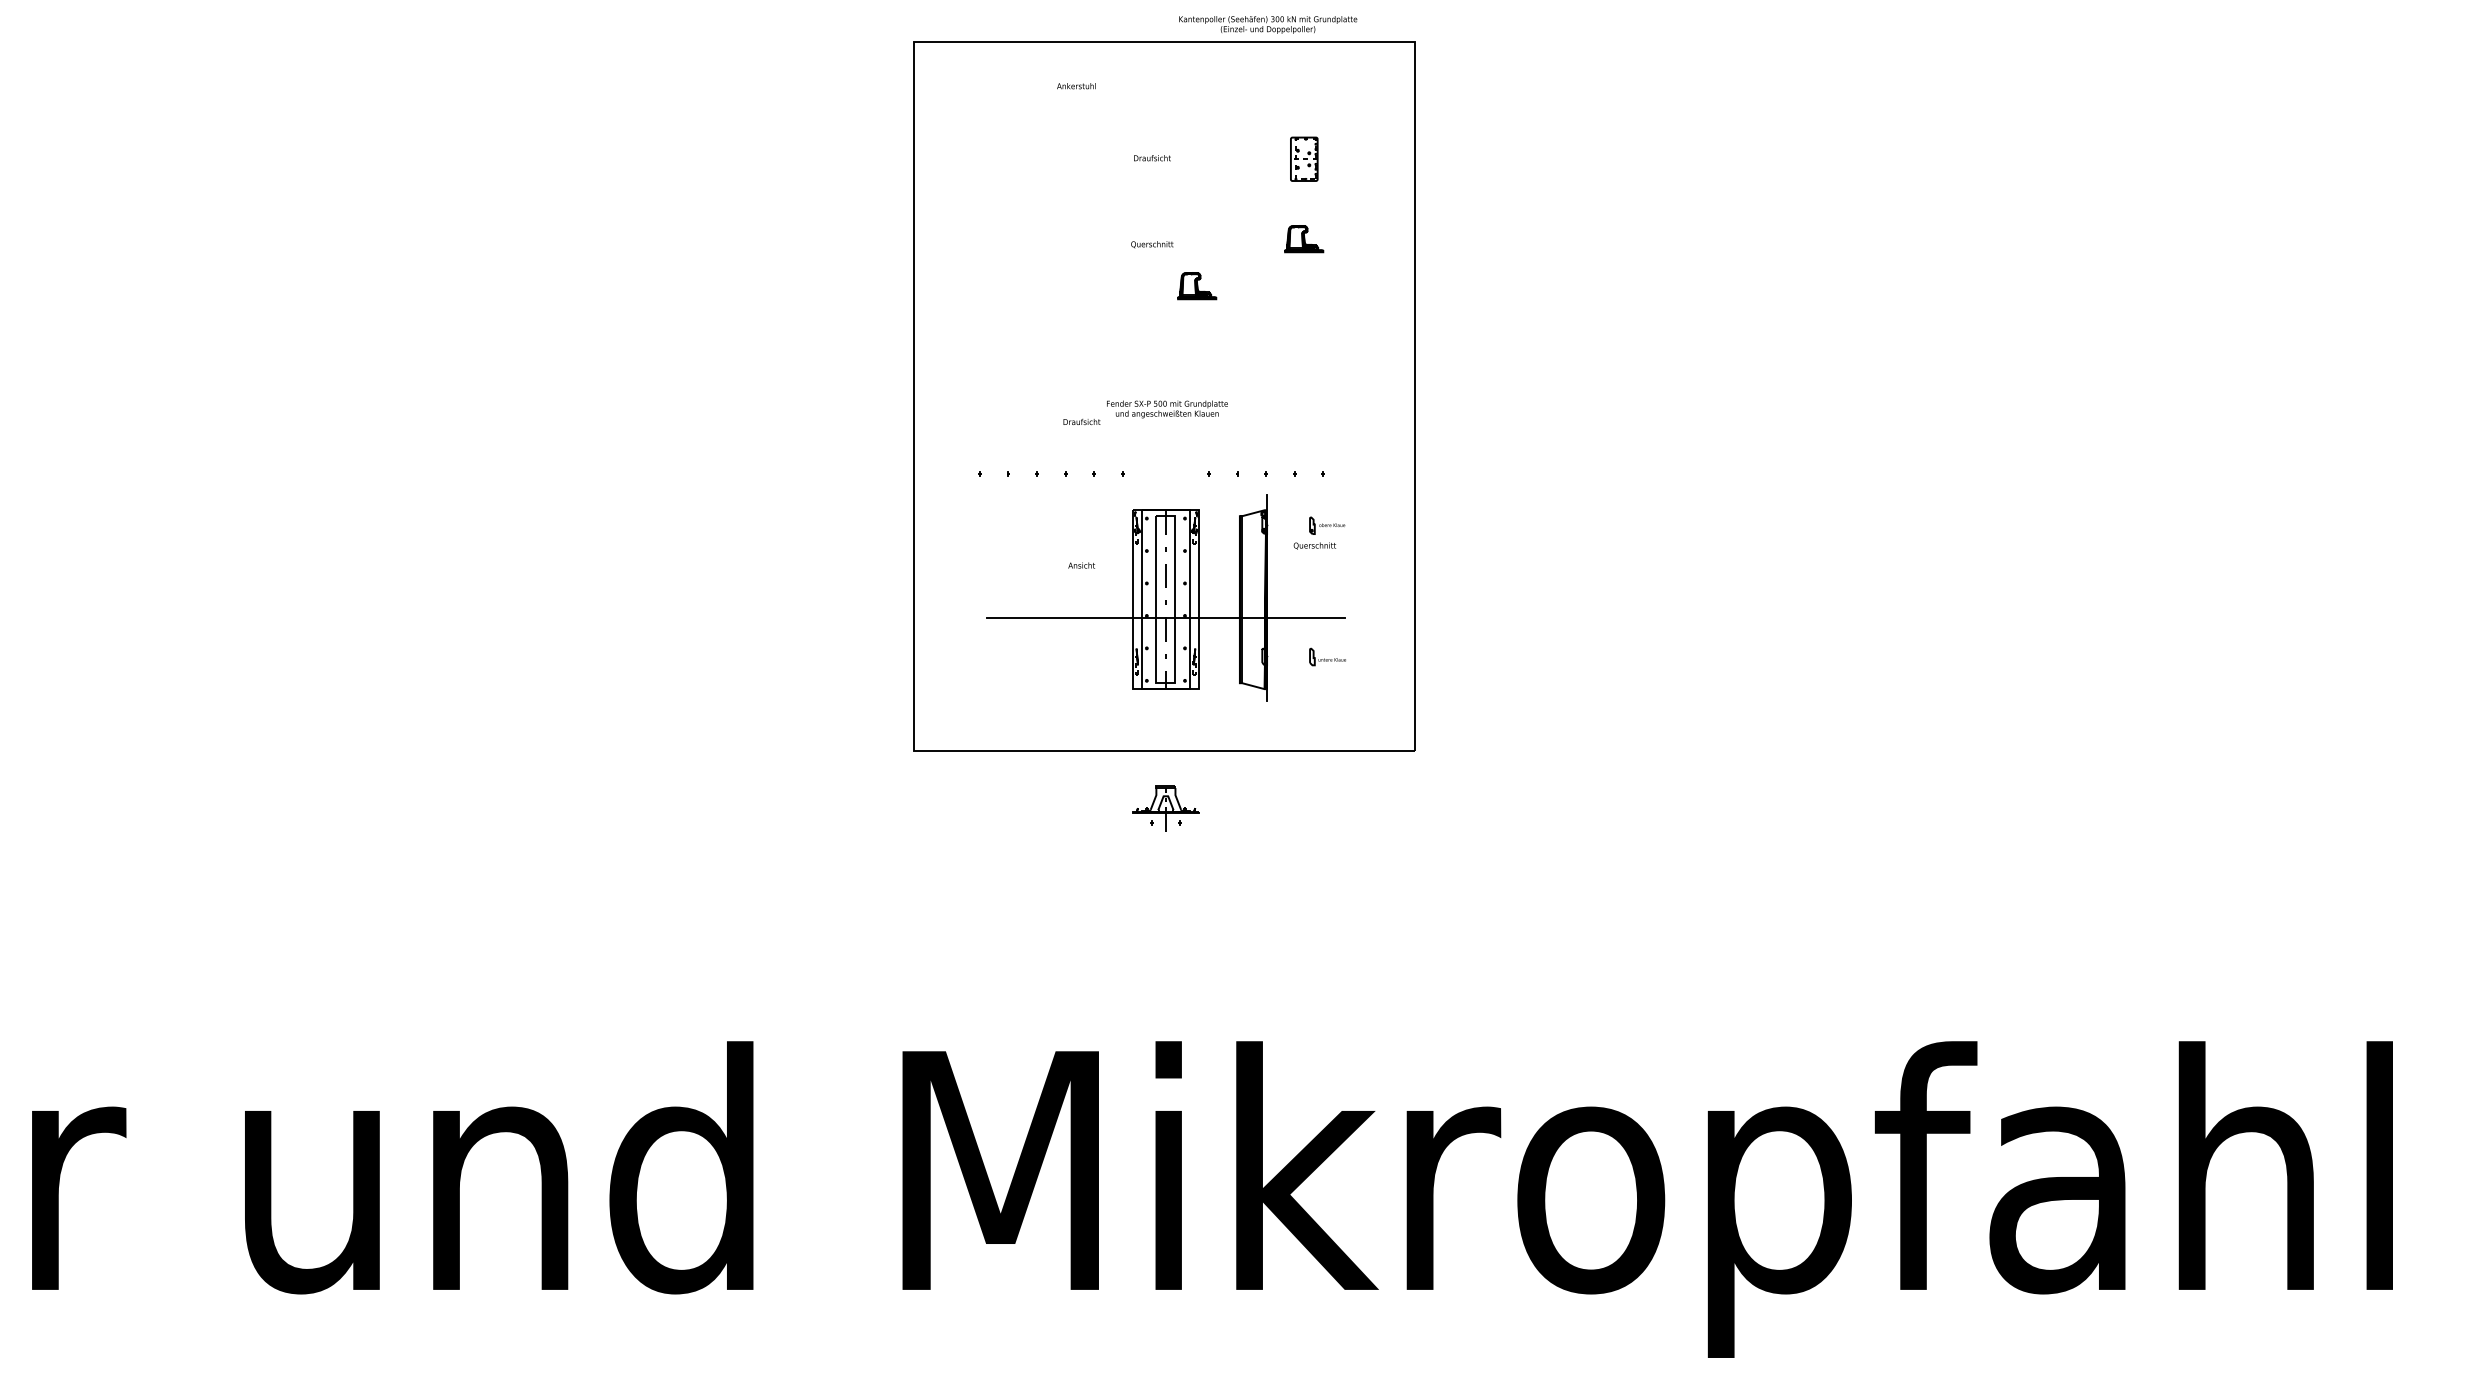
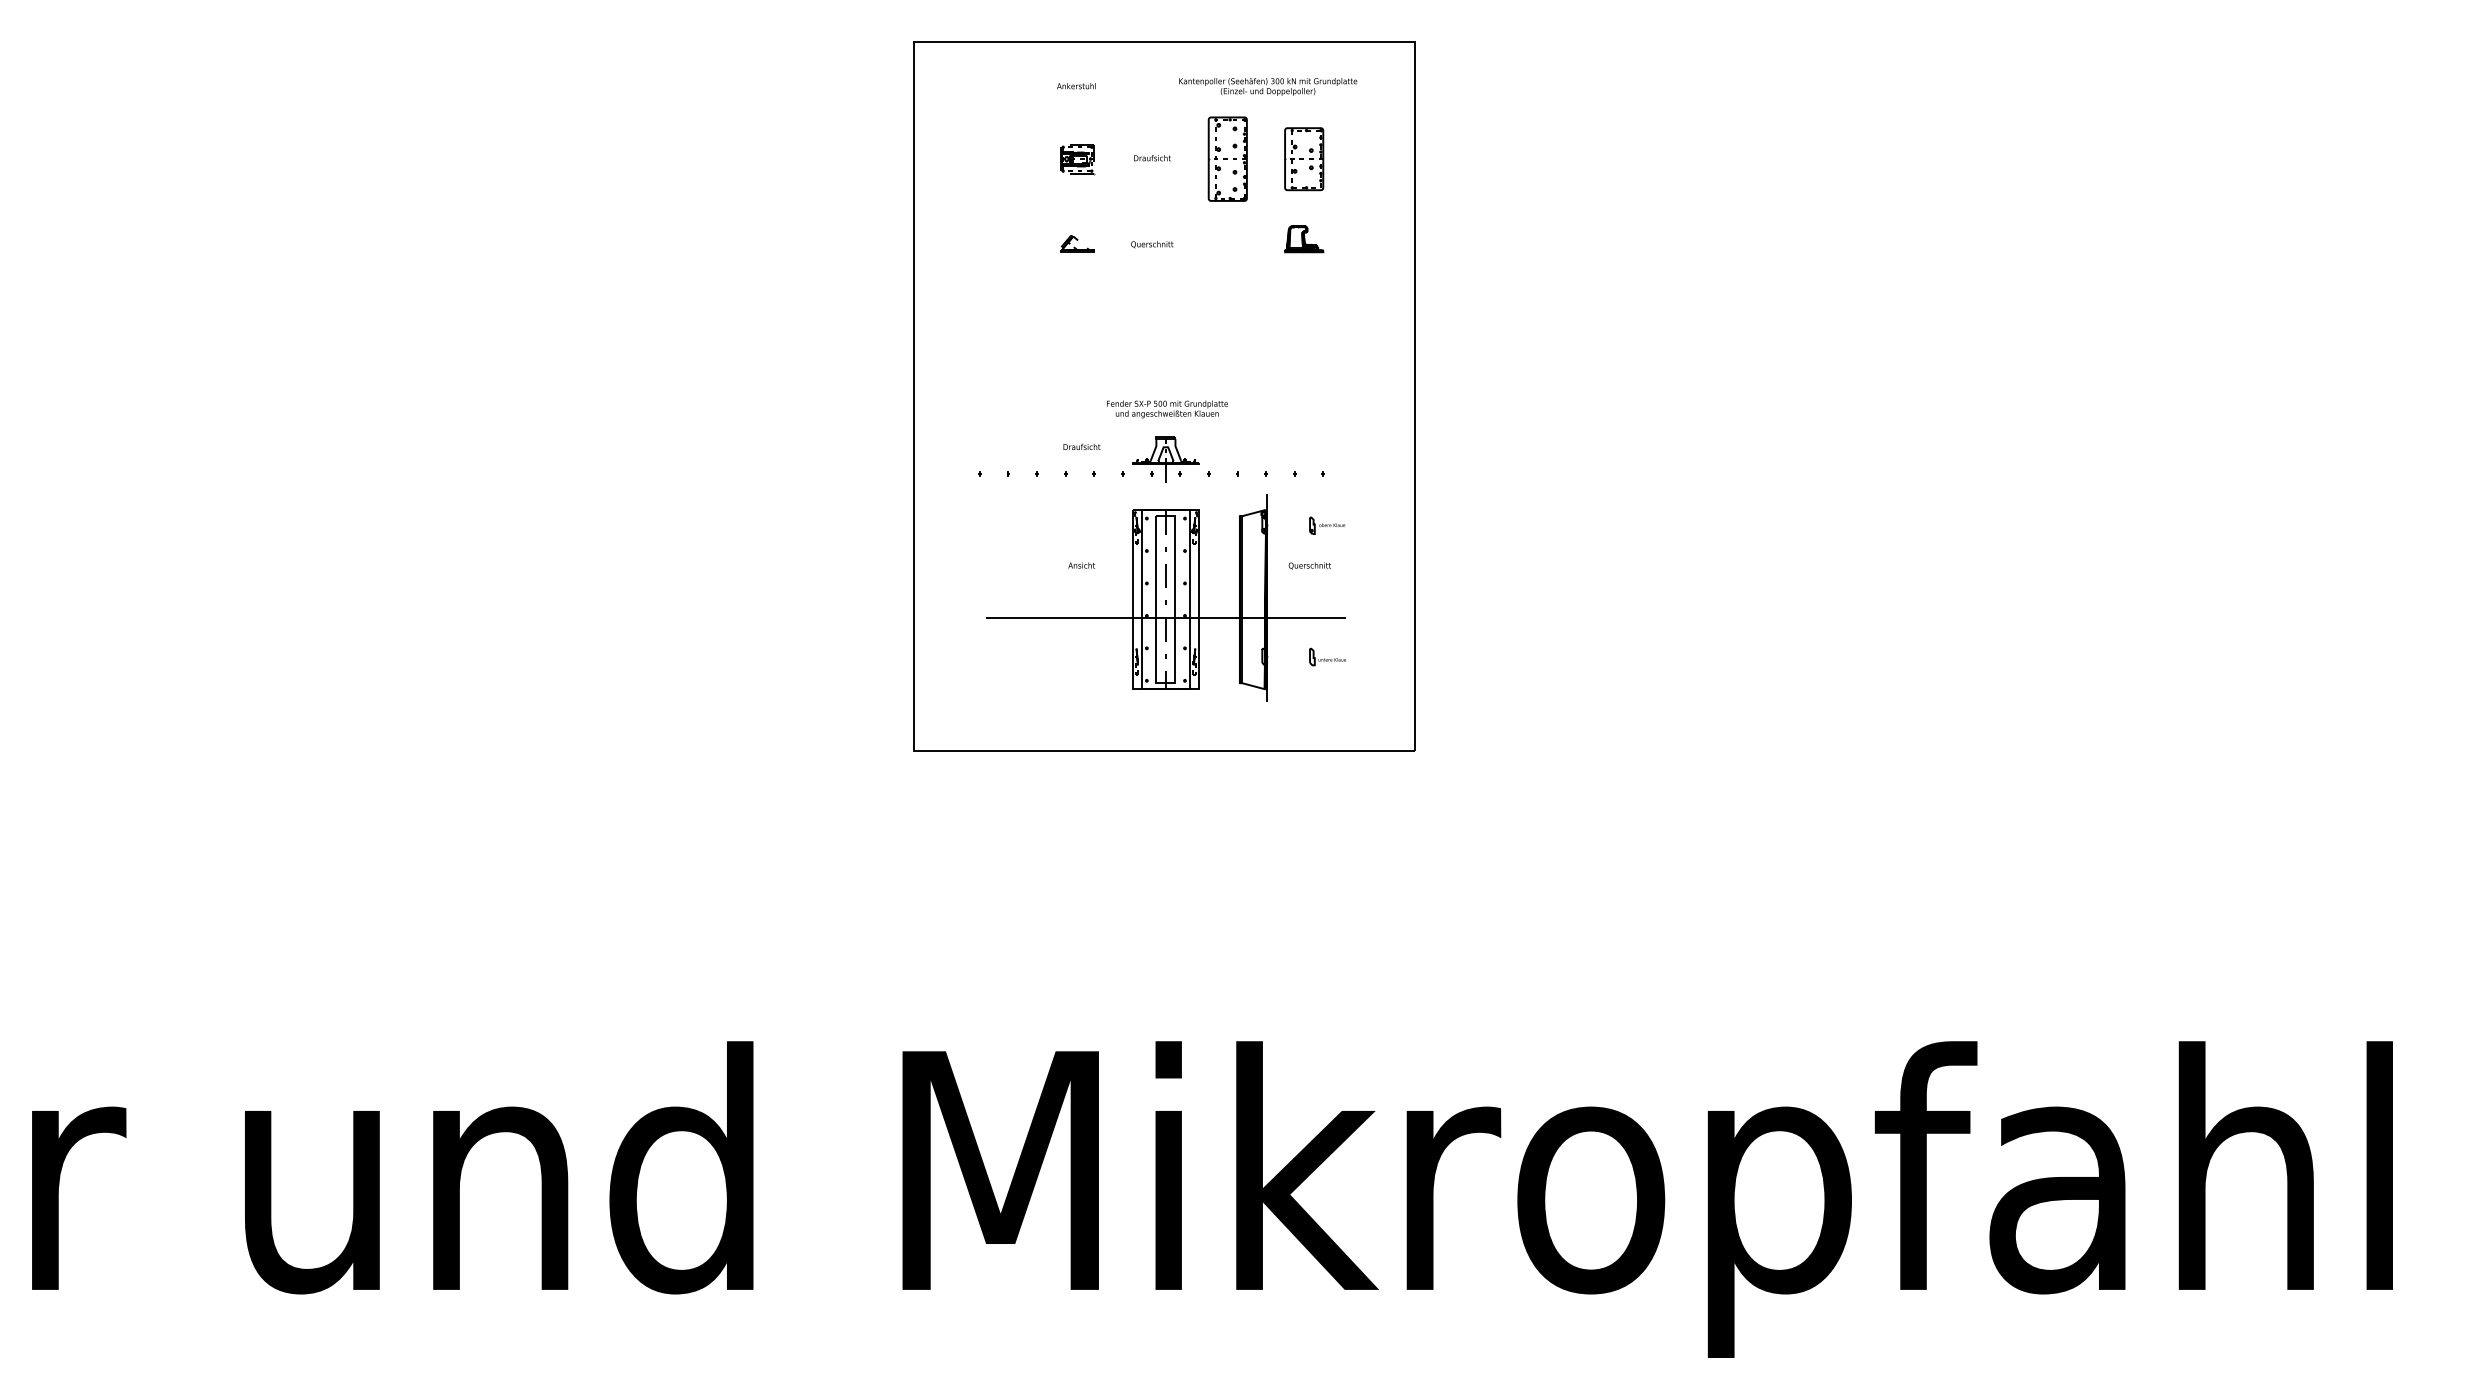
text position: (1268, 24) -> (1268, 86) (1268, 86)
part: none -> present (1227, 158)
part size: 29x46 px -> 41x65 px (1304, 159)
part: none -> present (1077, 159)
part: none -> present (1077, 243)
part: present -> none (1197, 286)
text position: (1081, 422) -> (1081, 447) (1081, 447)
text position: (1314, 545) -> (1309, 565) (1309, 565)
part position: (1165, 808) -> (1165, 459) (1165, 459)
